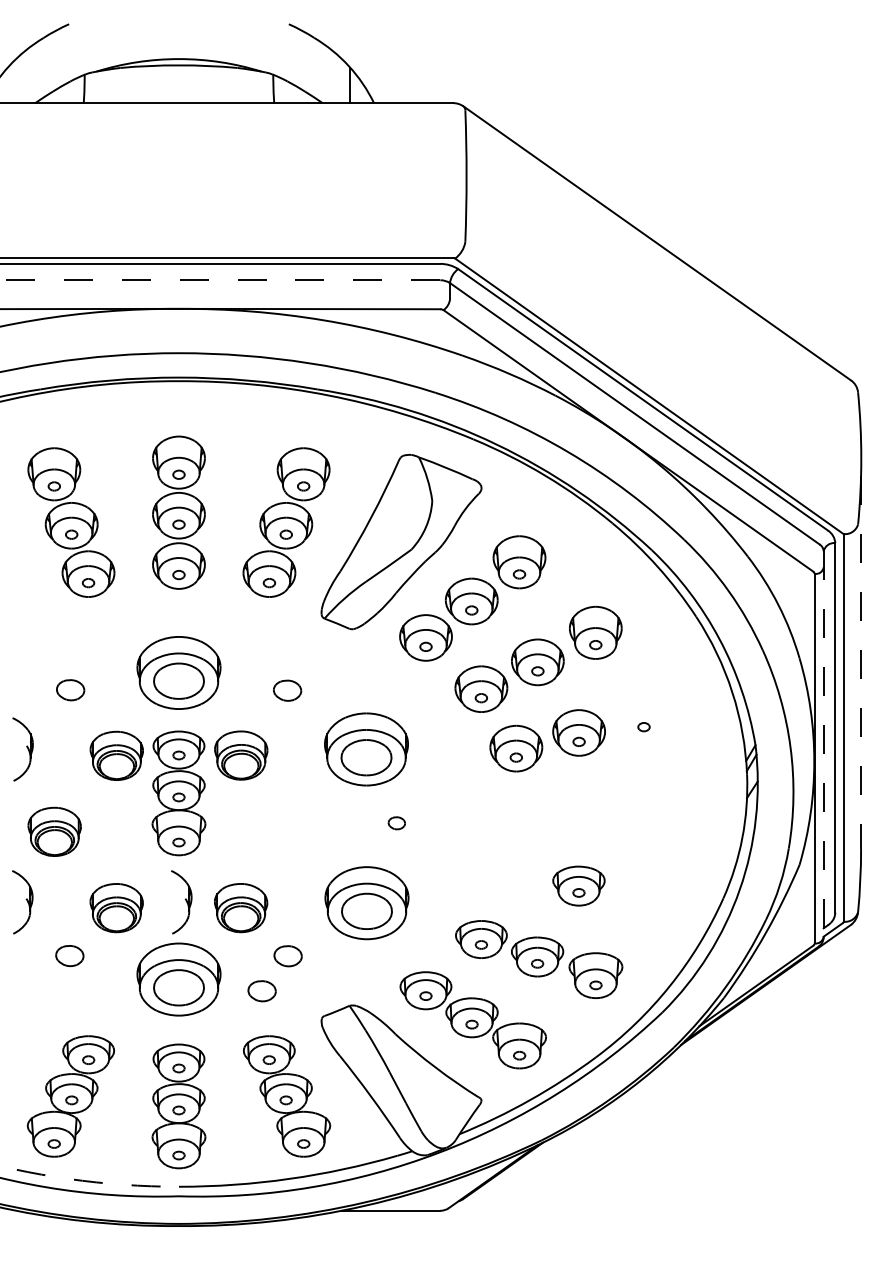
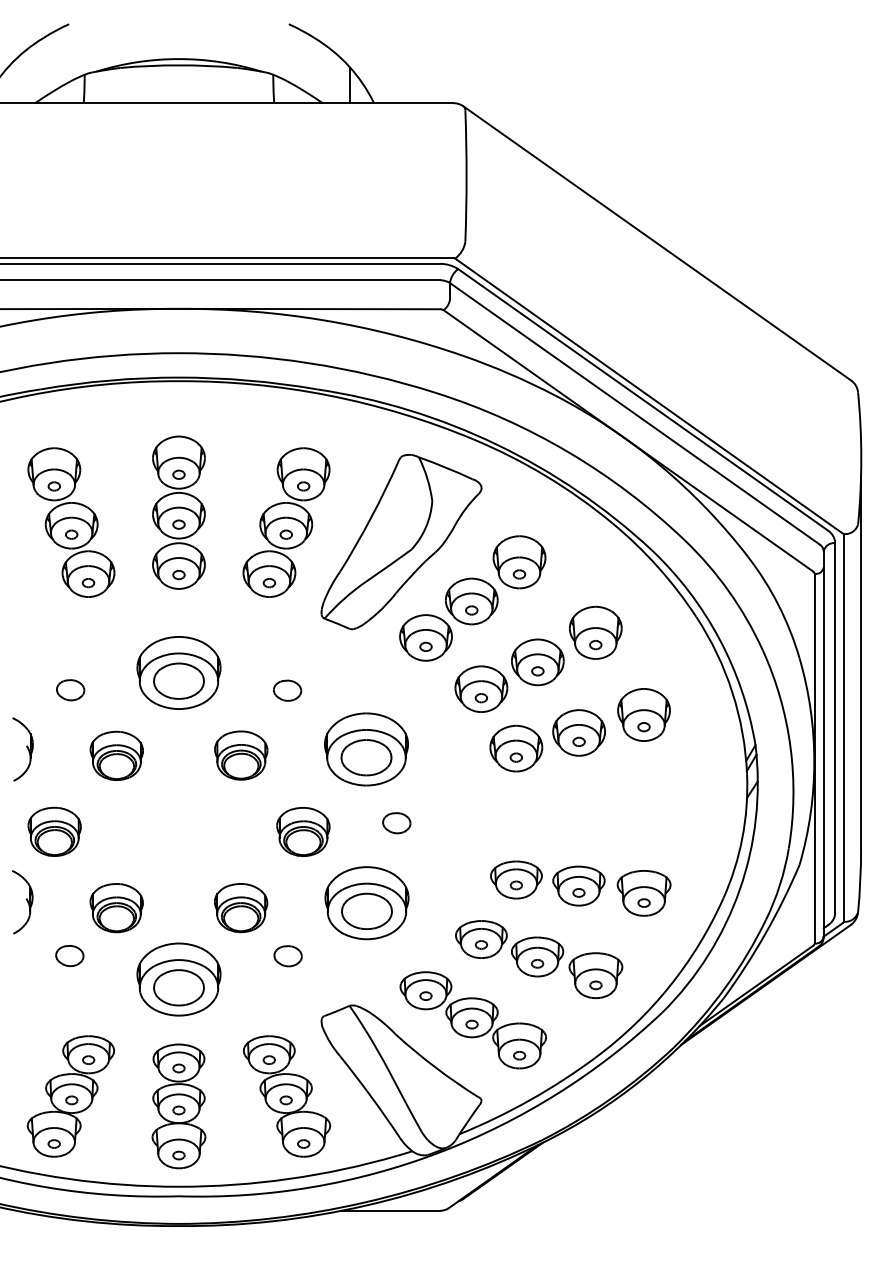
line: dashed -> solid (220, 280)
line: dashed -> solid (861, 663)
part: none -> present (643, 714)
line: dashed -> solid (823, 744)
part: present -> none (178, 793)
part size: 19x15 px -> 30x23 px (396, 823)
part: none -> present (303, 832)
part: none -> present (516, 879)
part: none -> present (643, 893)
part: present -> none (181, 902)
part: present -> none (261, 991)
arc: dashed -> solid (89, 1181)
